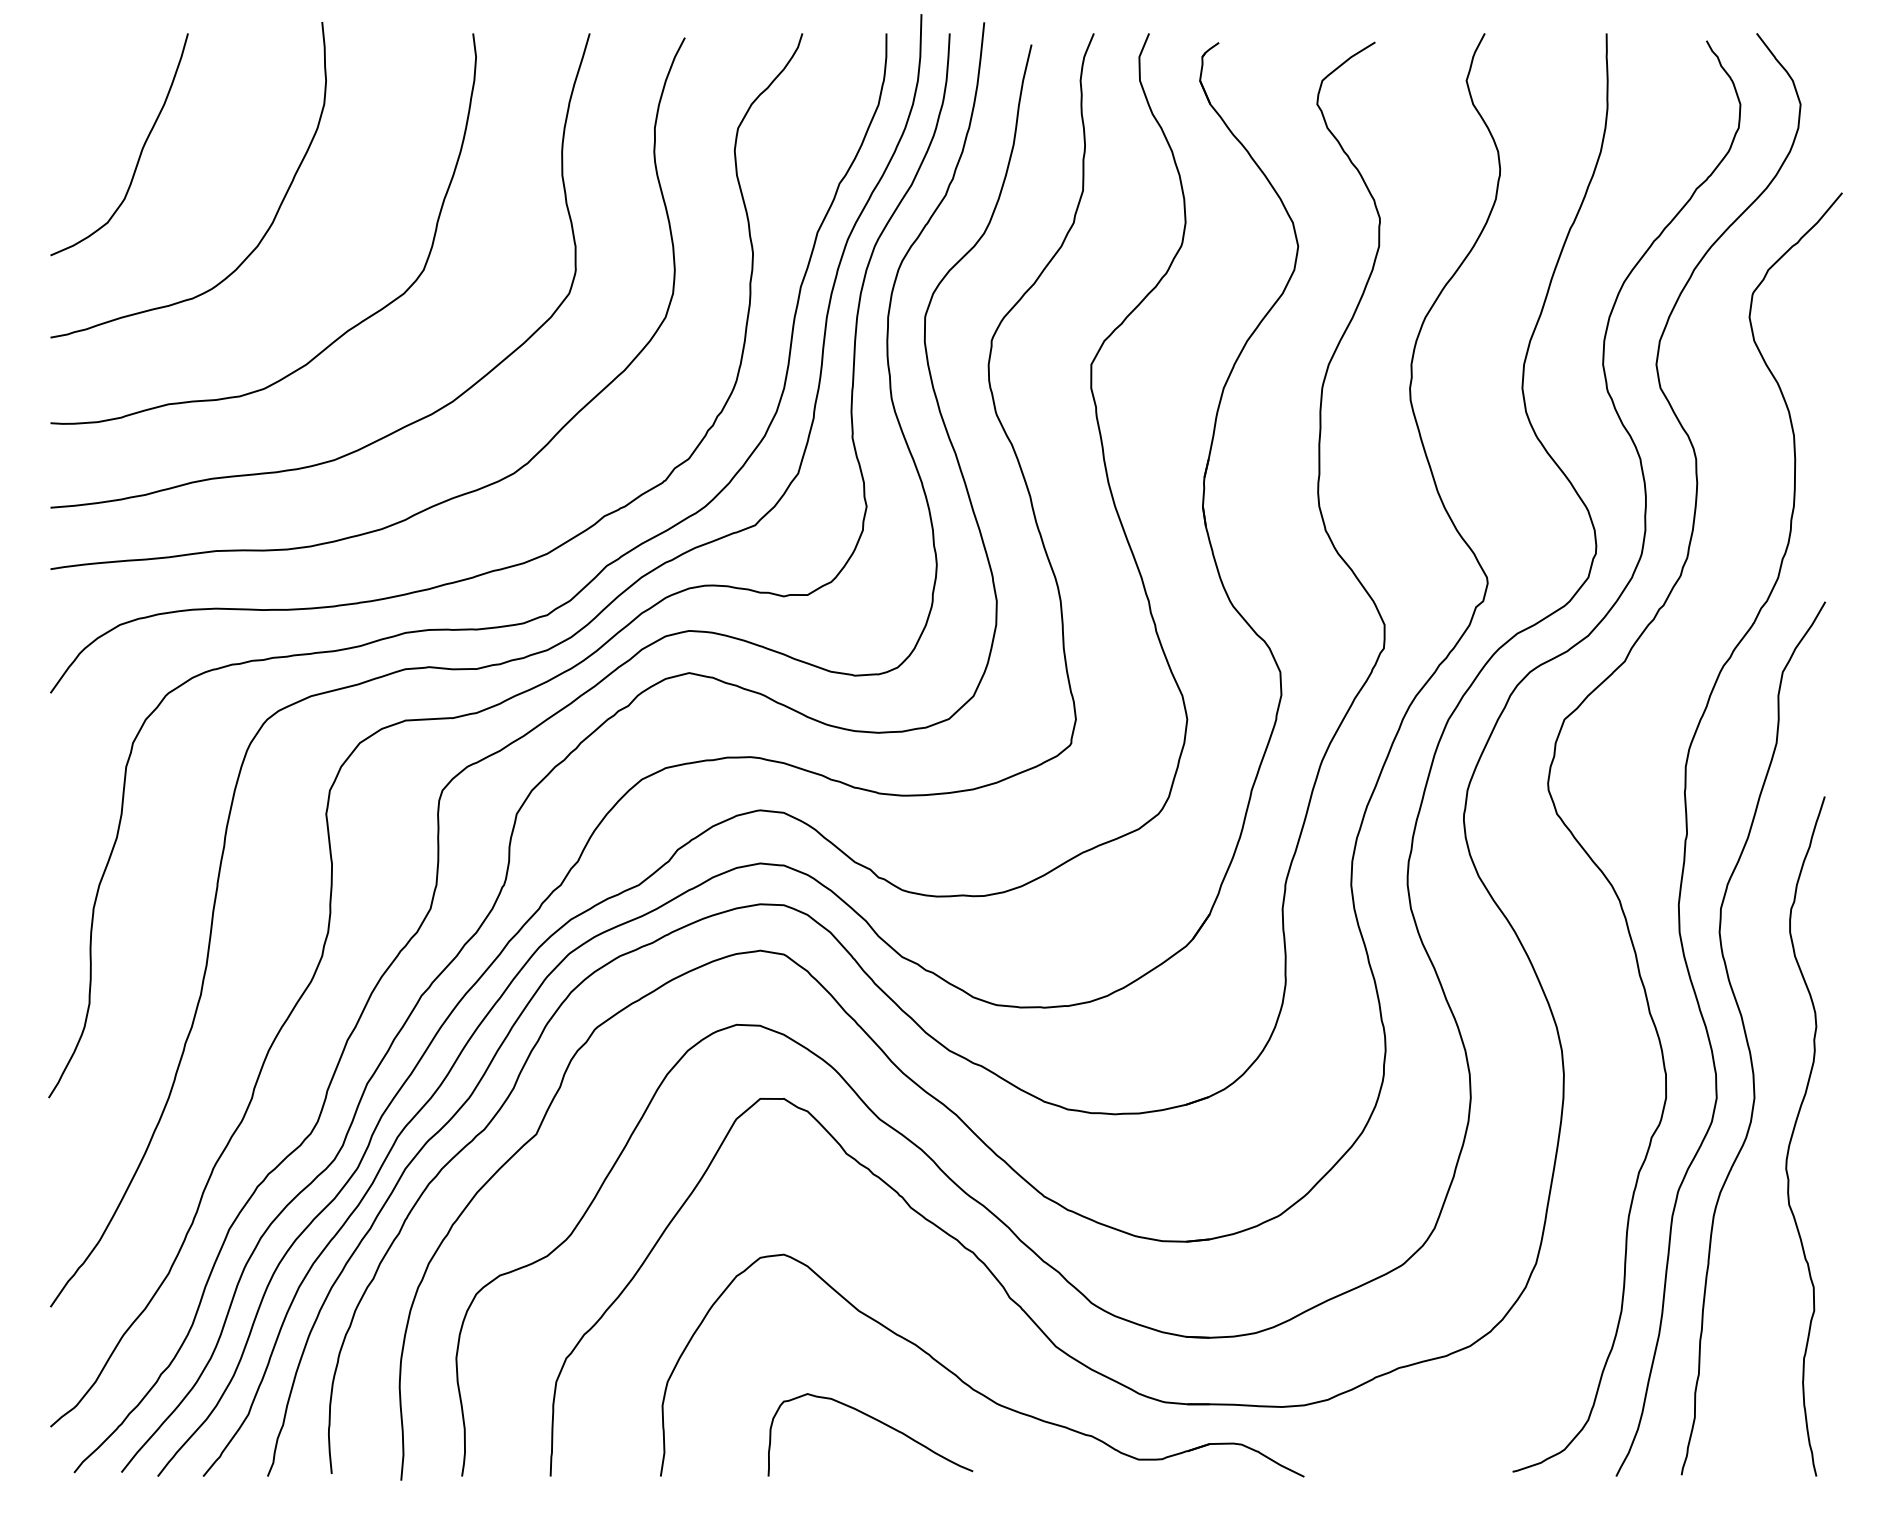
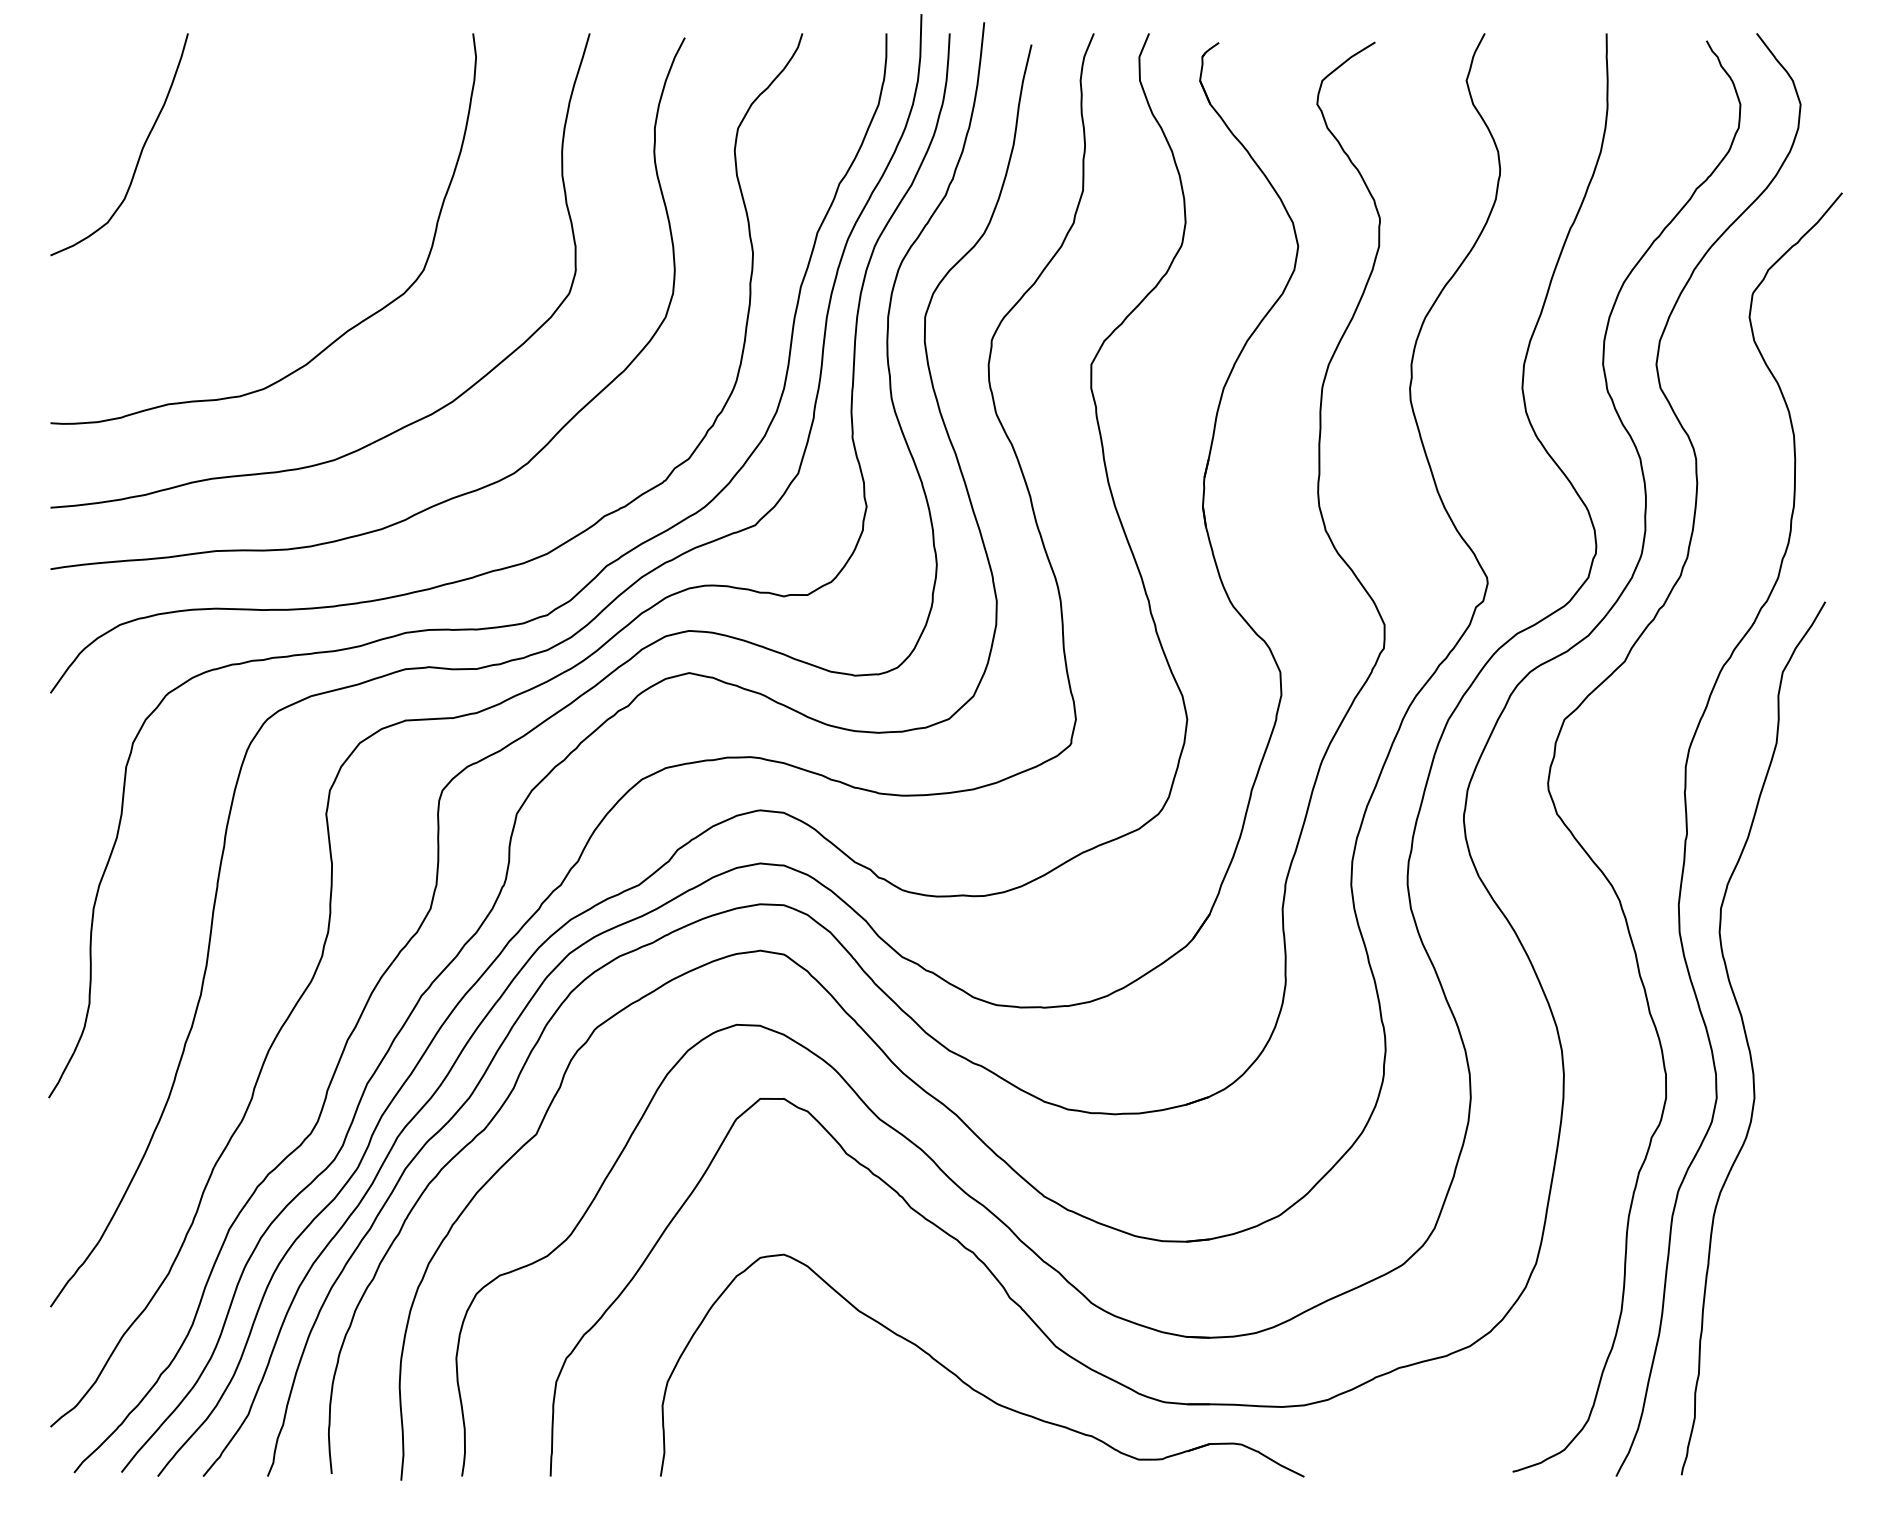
curve: present -> none (266, 230)
curve: present -> none (1794, 1131)
curve: present -> none (877, 1421)
